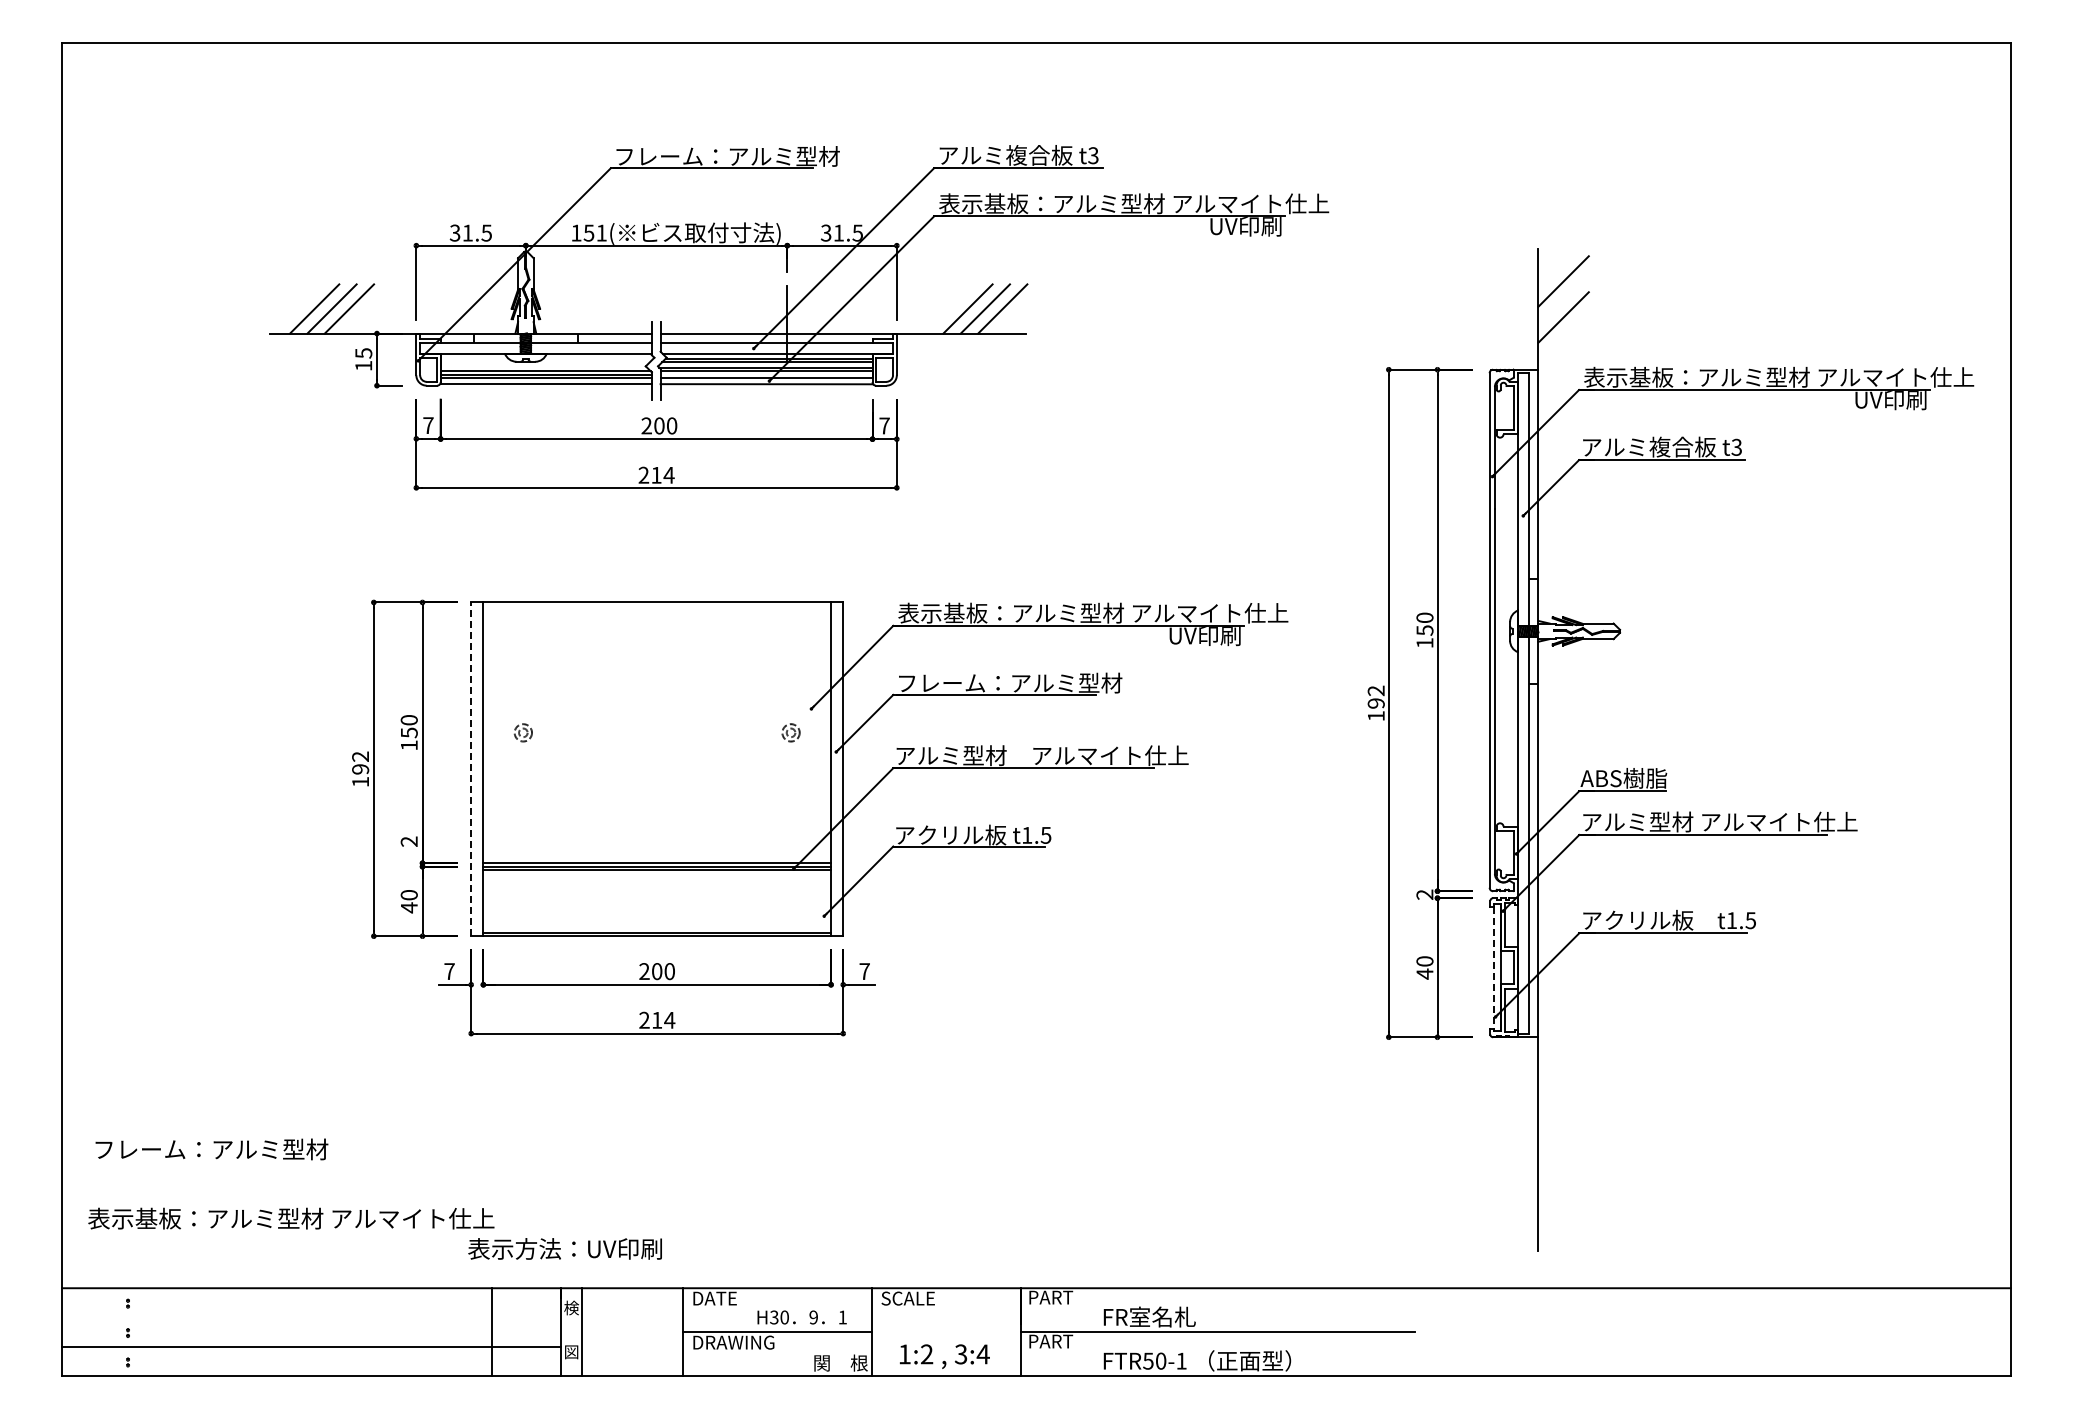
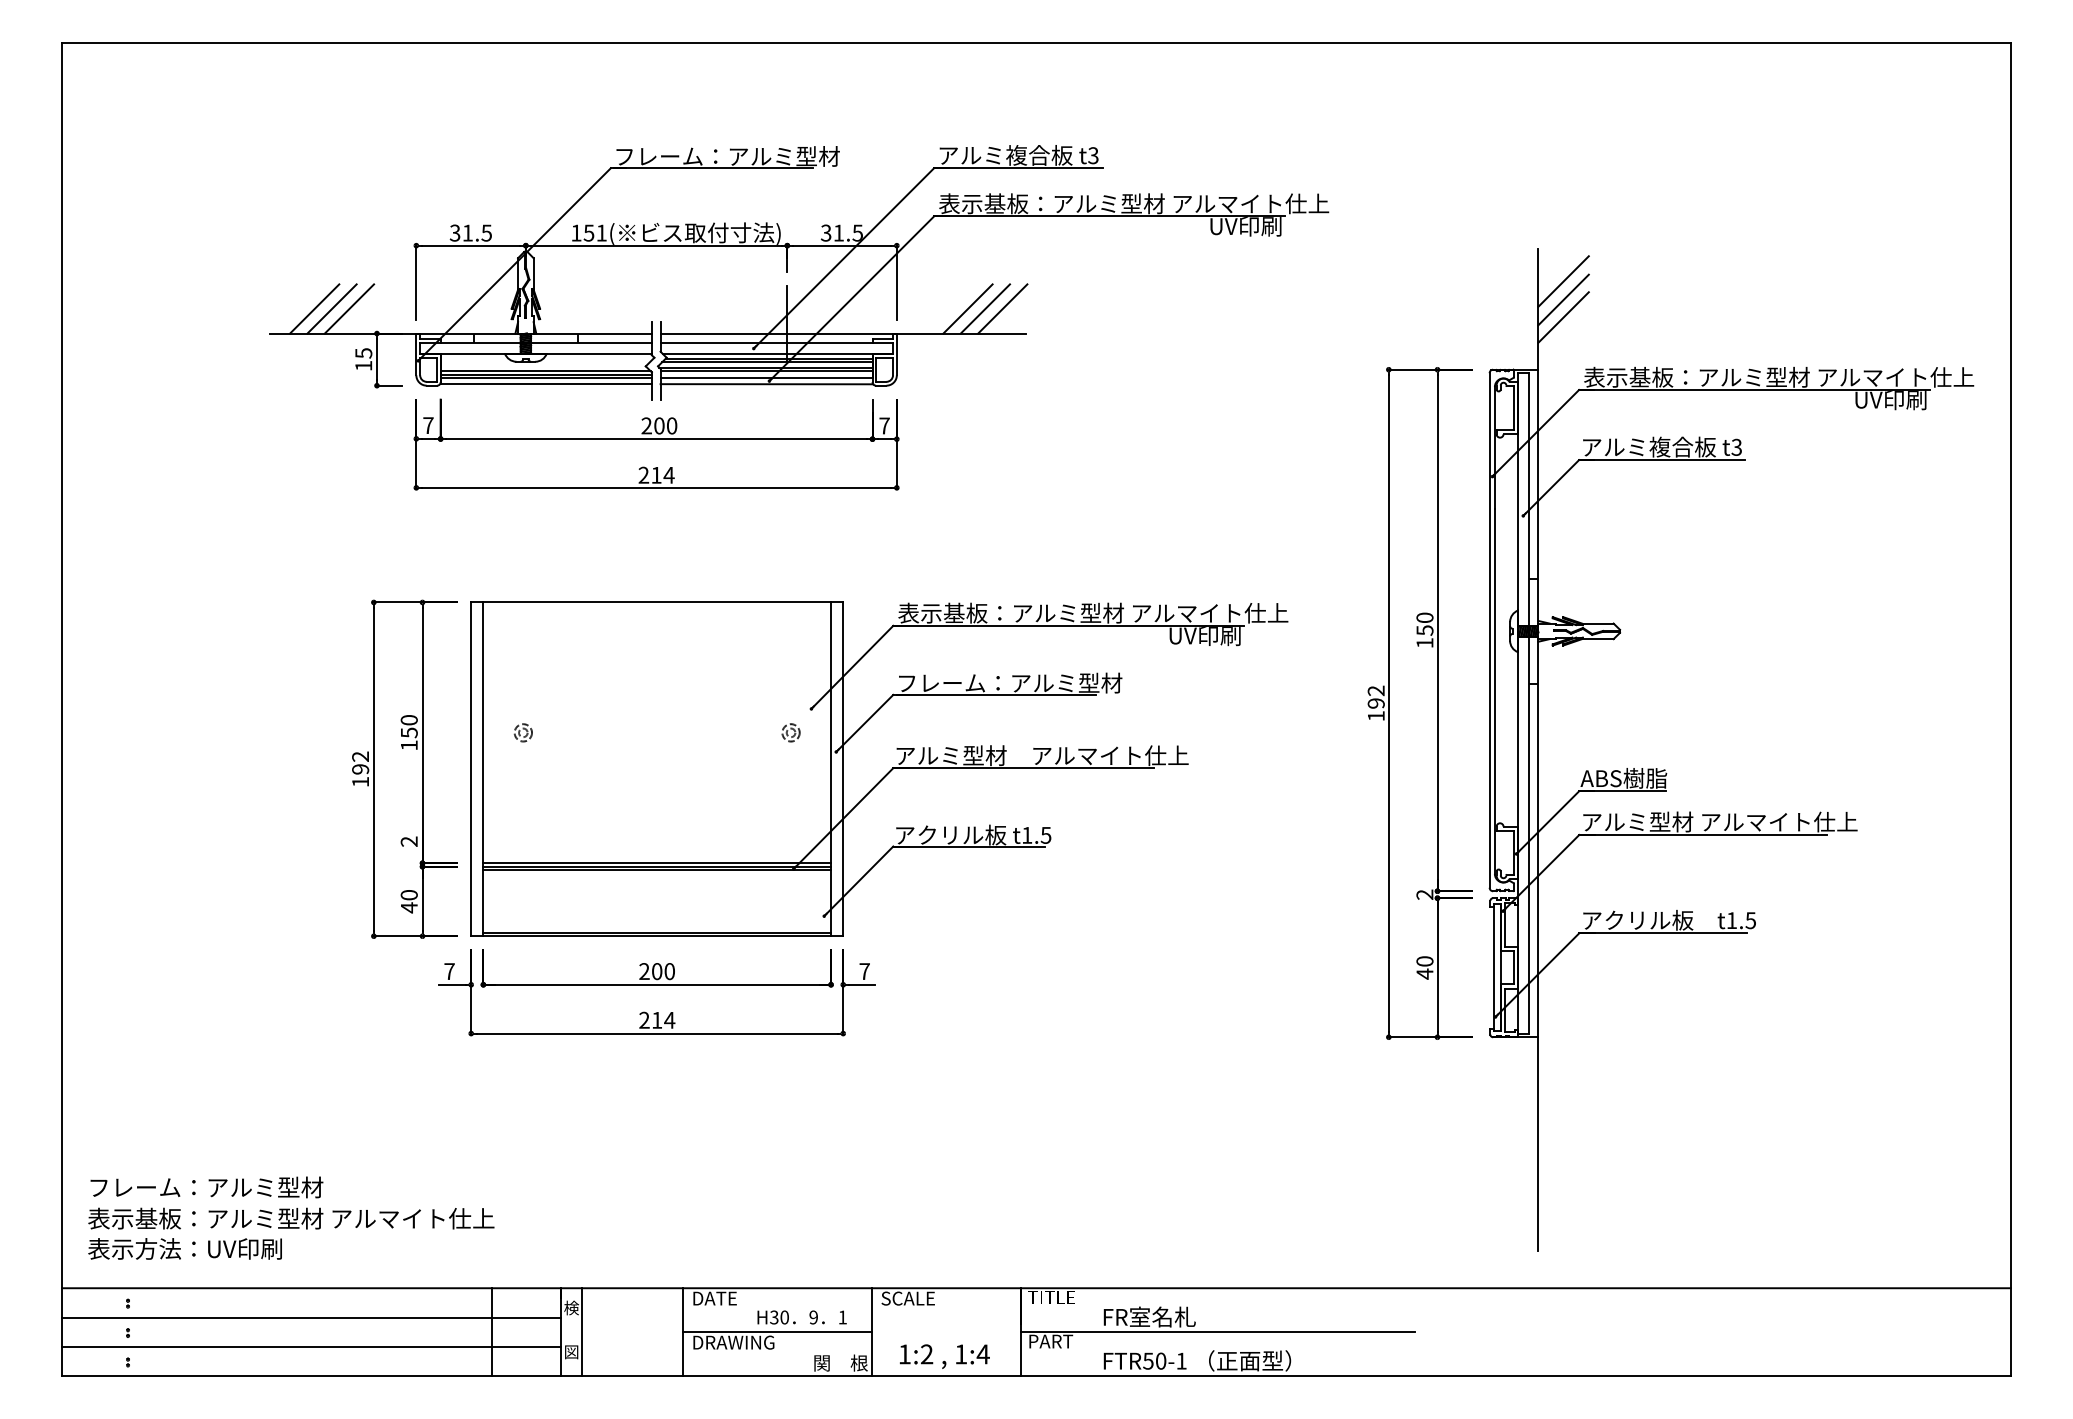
line: none -> present (1563, 299)
line: dashed -> solid (471, 769)
line: dashed -> solid (1493, 967)
text position: (211, 1149) -> (206, 1187) (206, 1187)
text position: (564, 1248) -> (184, 1248) (184, 1248)
text: PART -> TITLE (1051, 1297)
line: none -> present (311, 1317)
text: 3:4 -> 1:4 (960, 1354)
